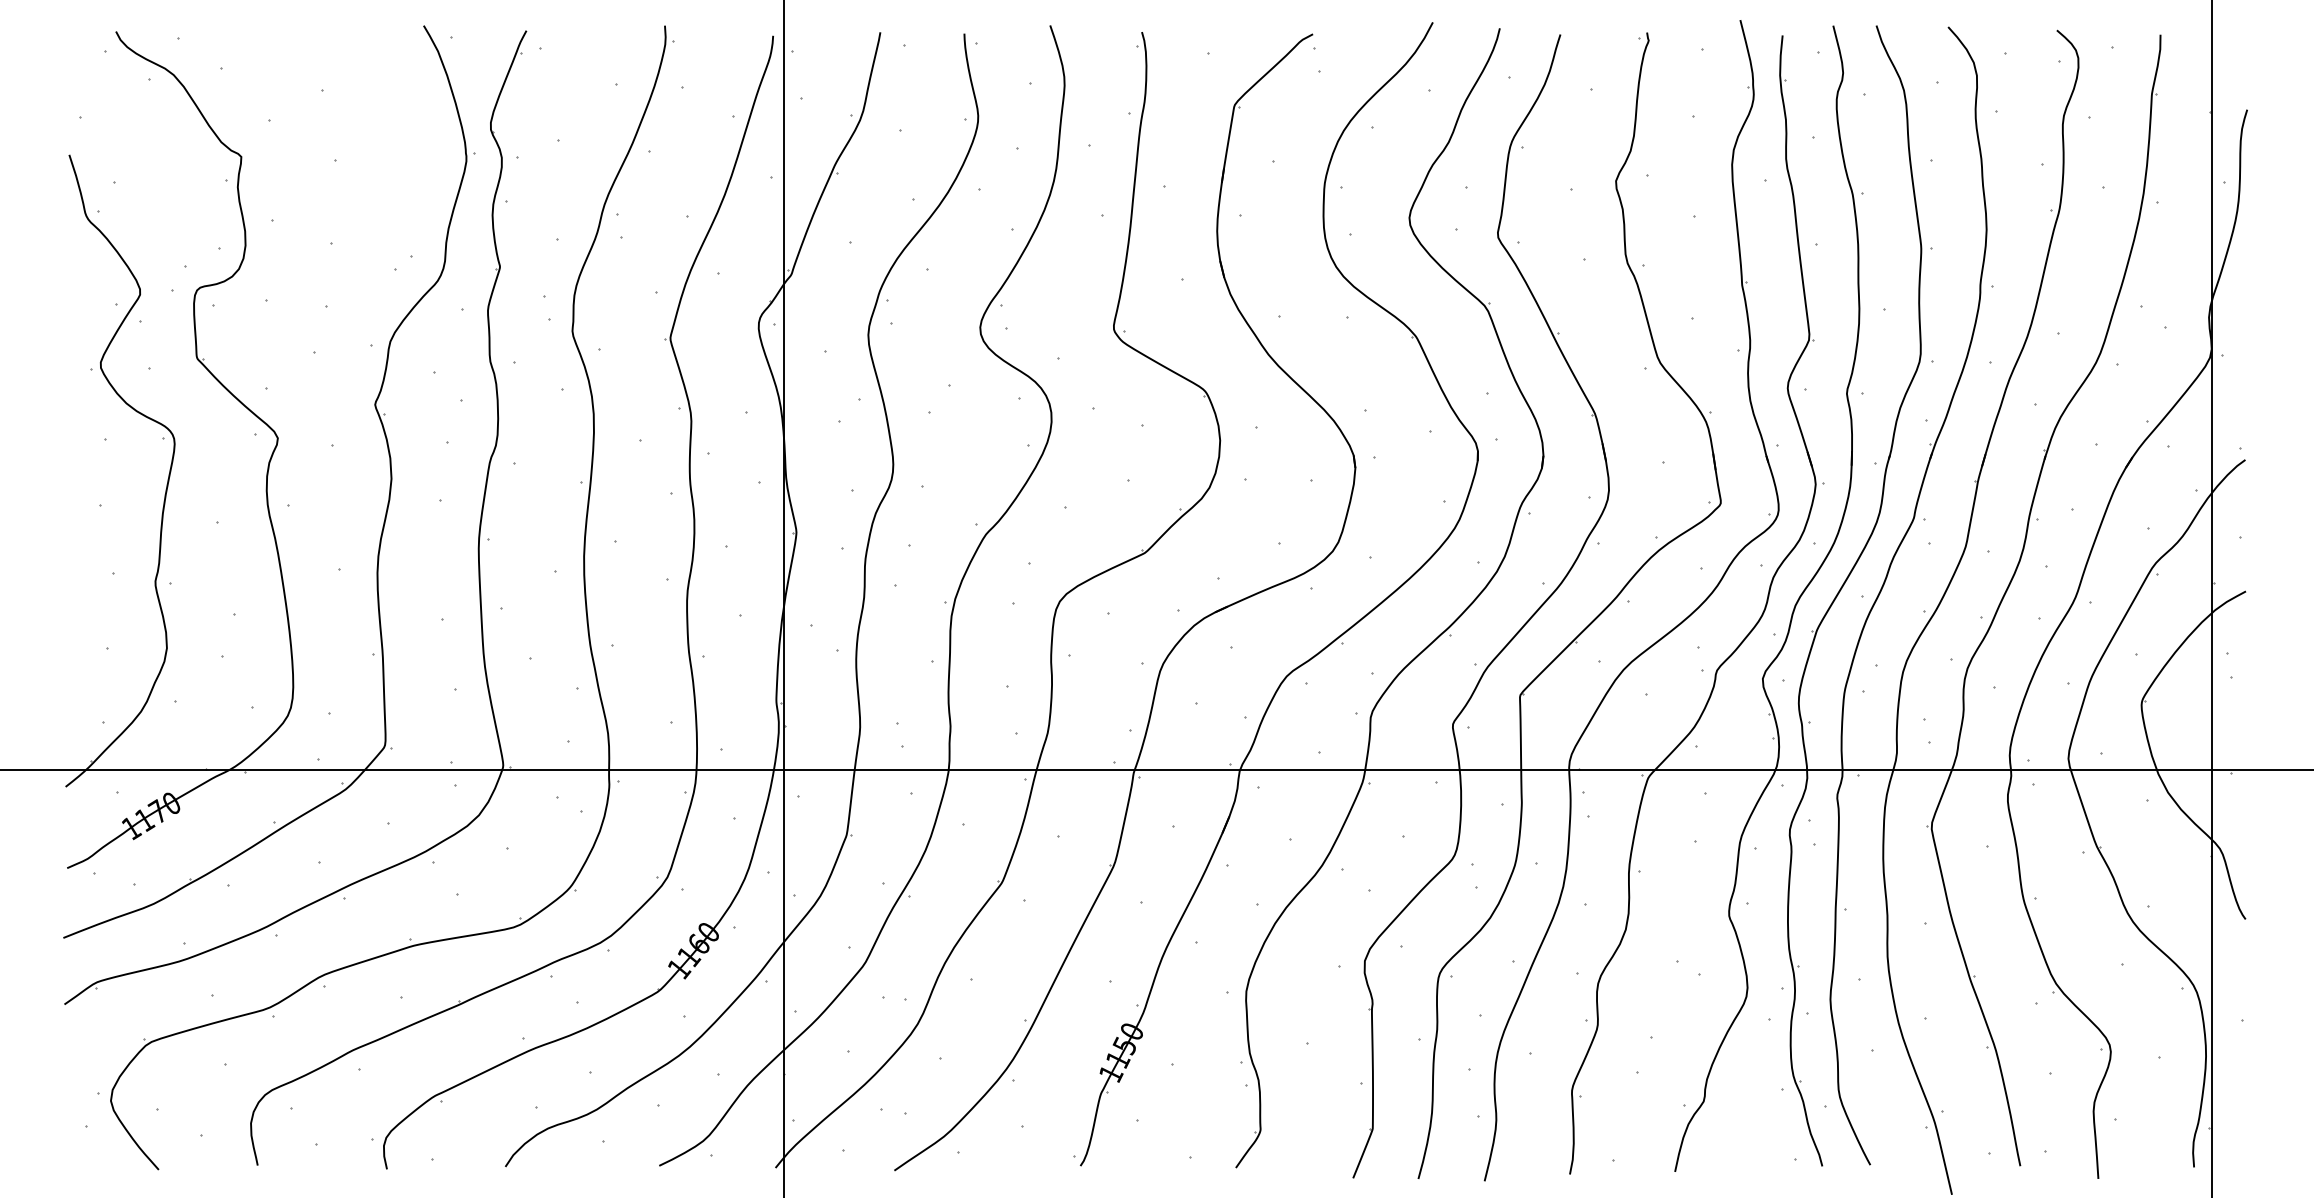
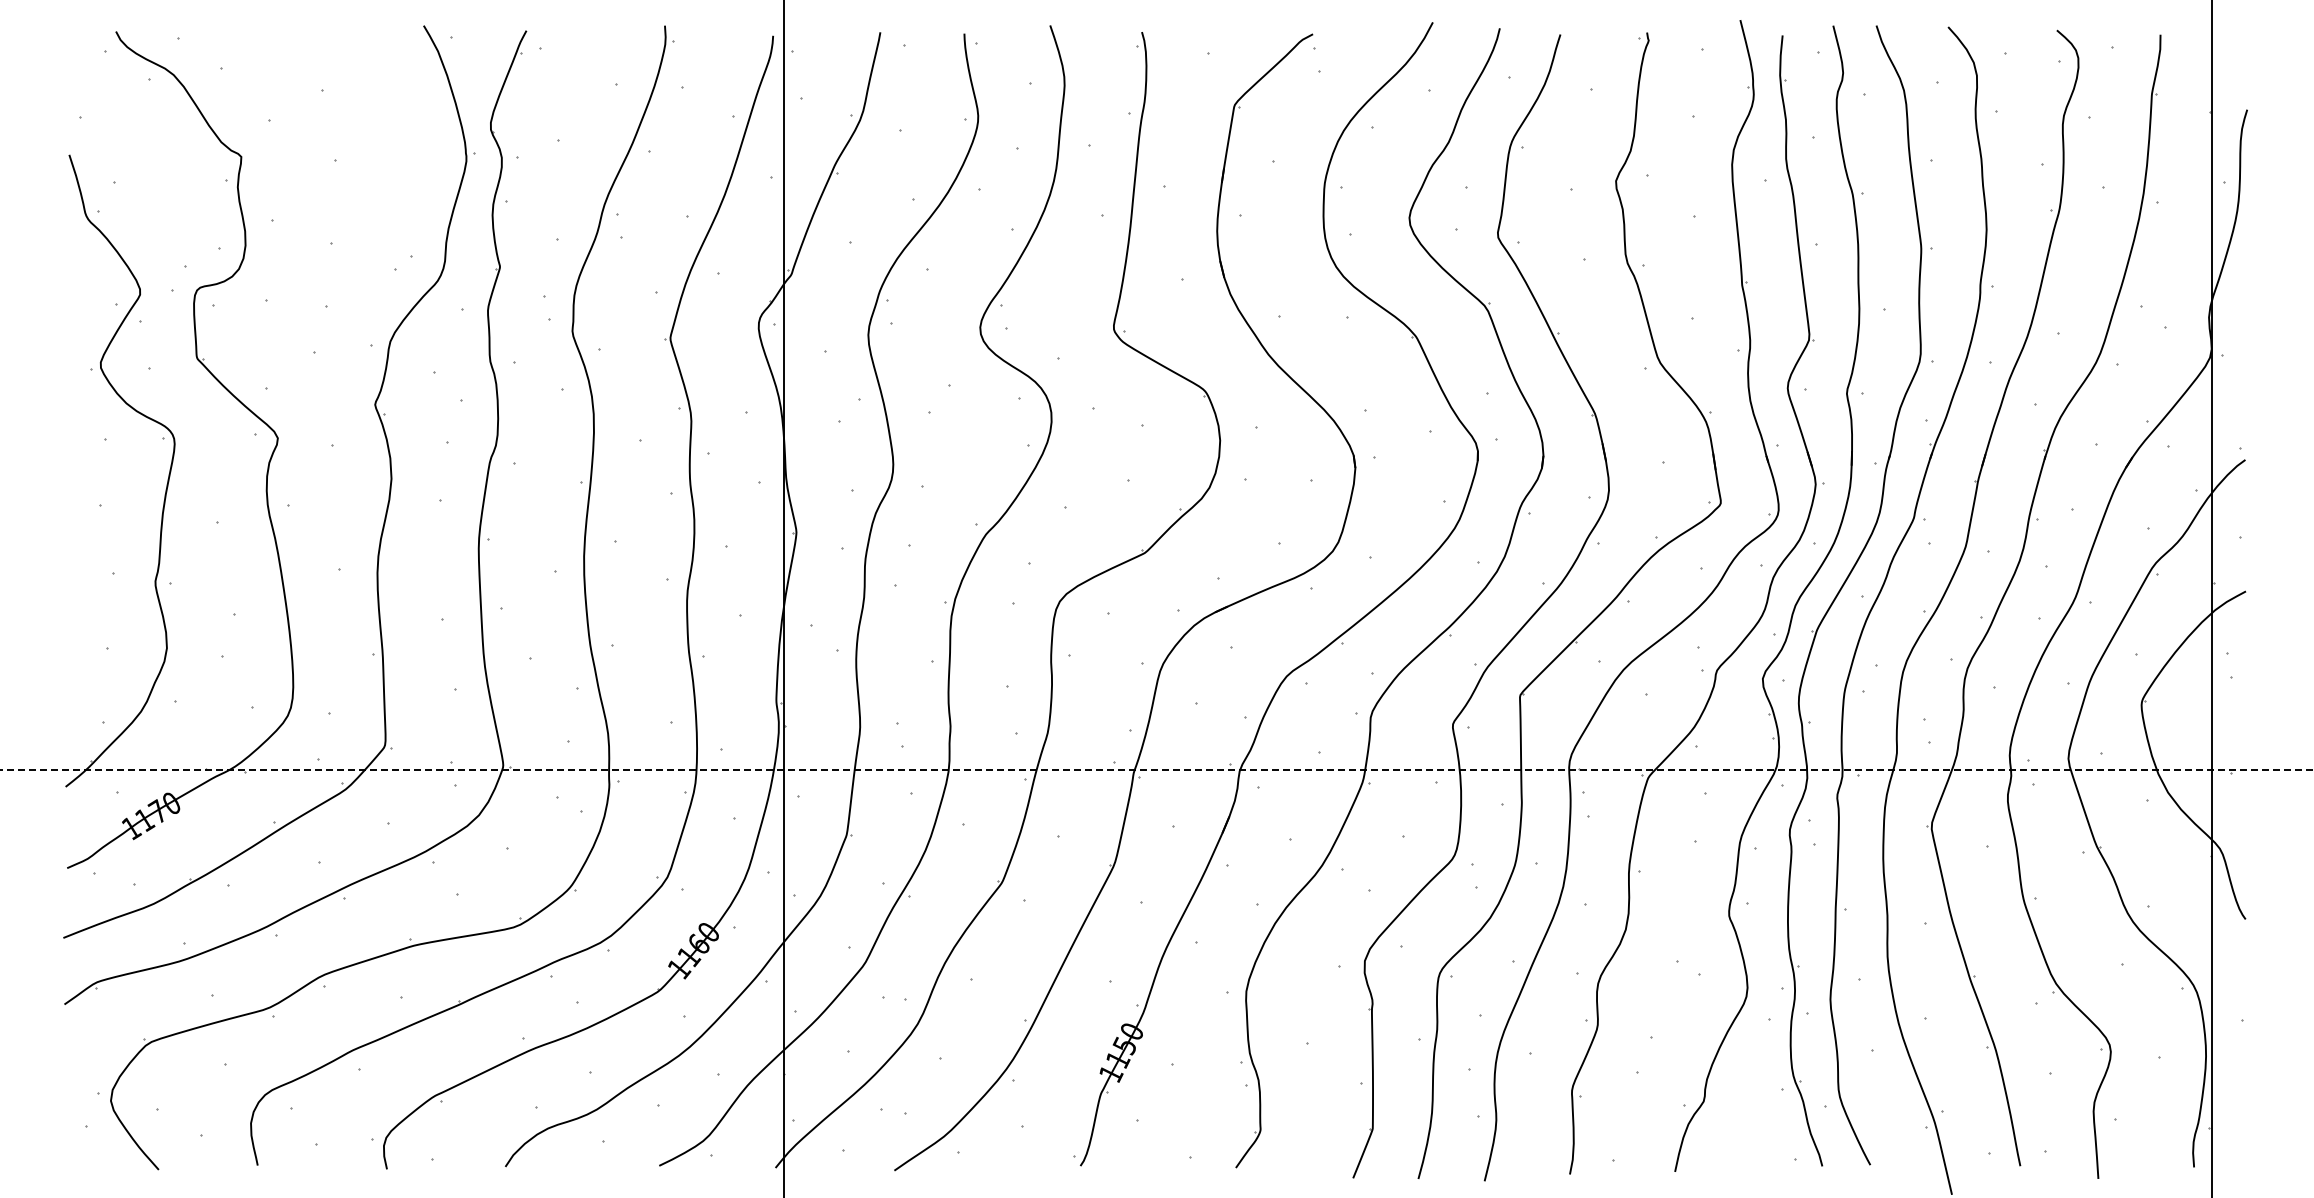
line: solid -> dashed (1156, 769)
